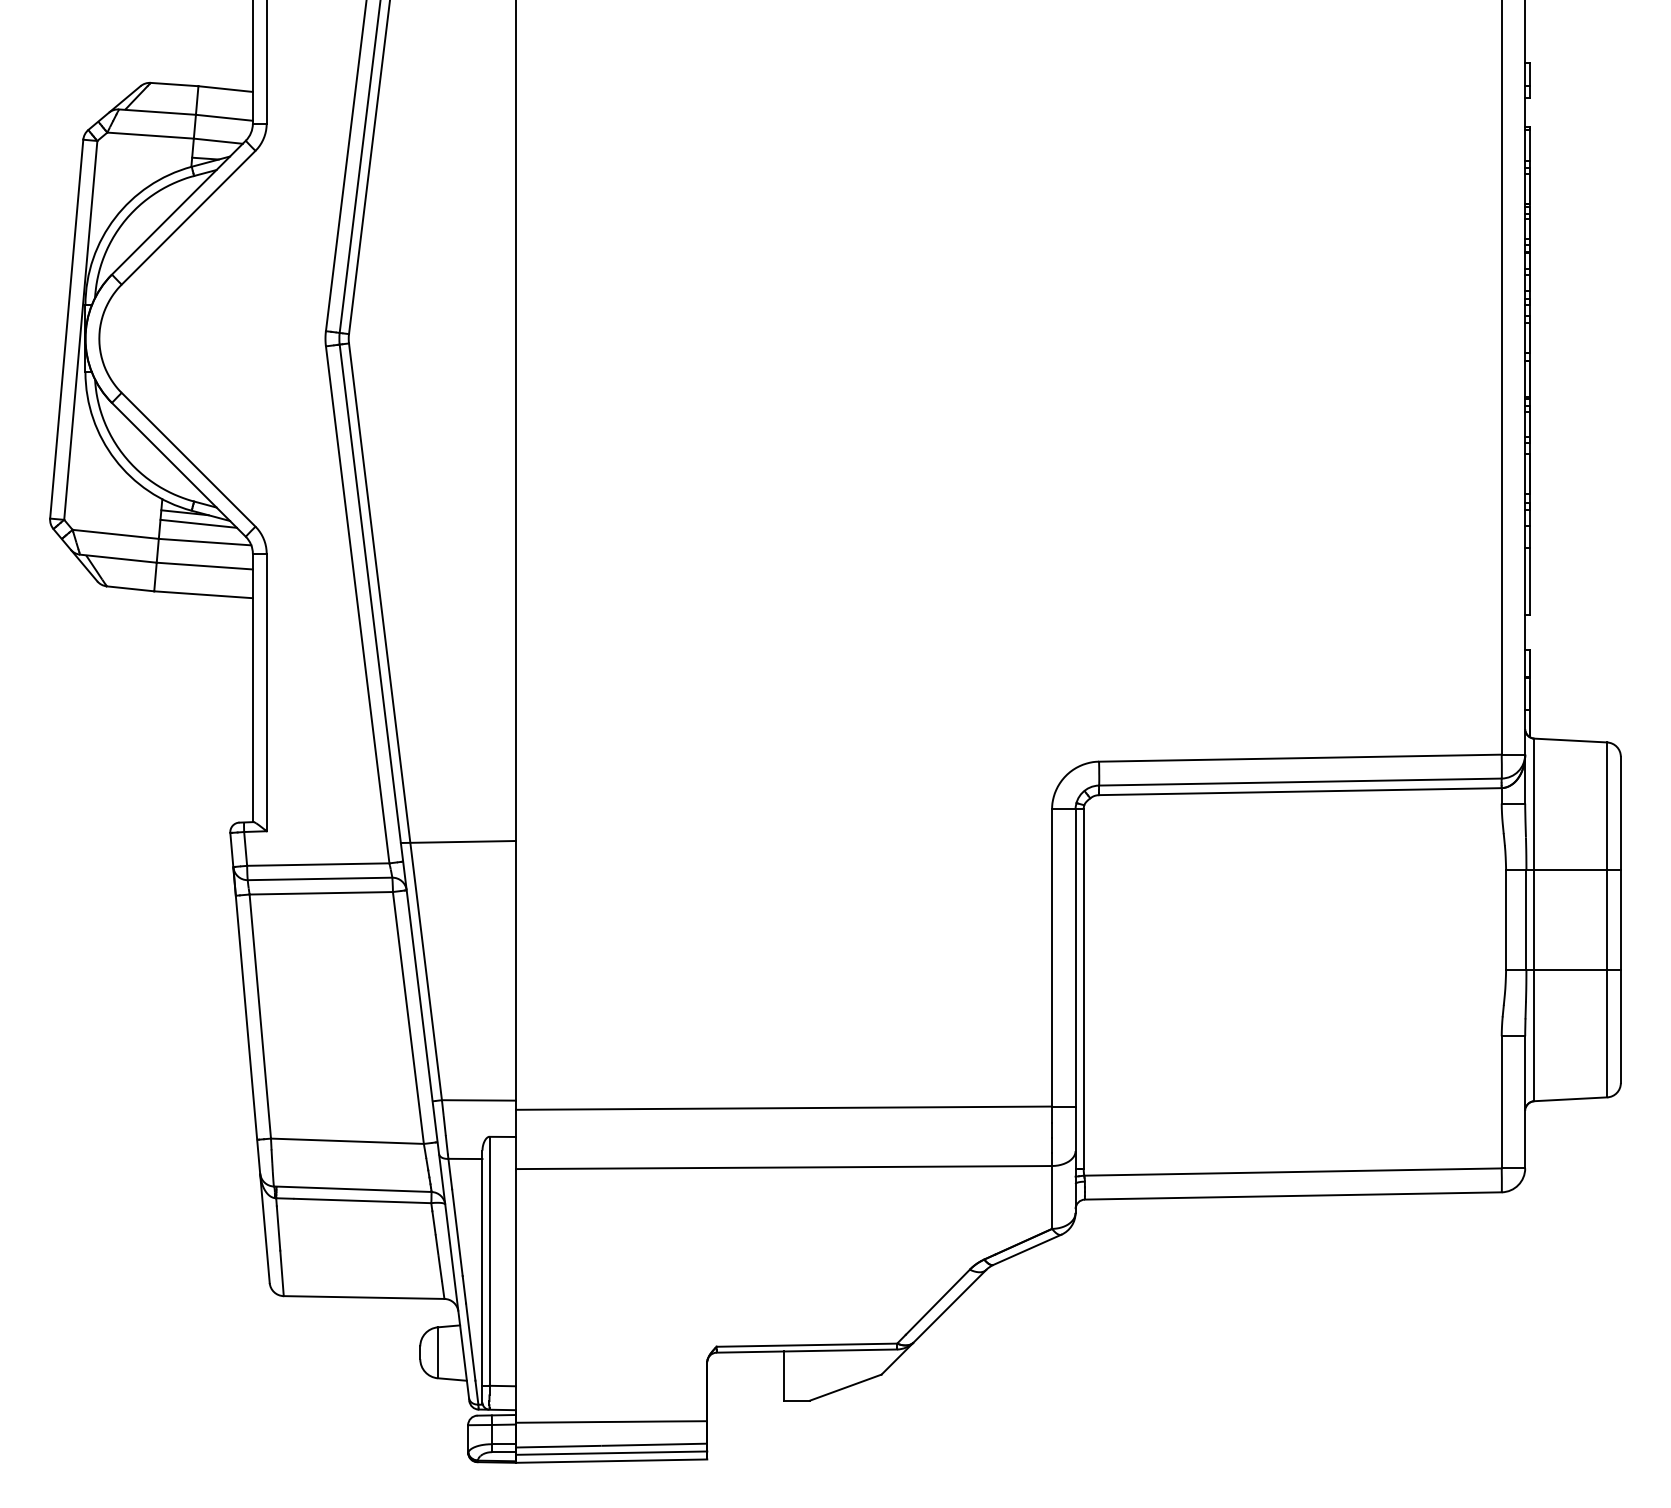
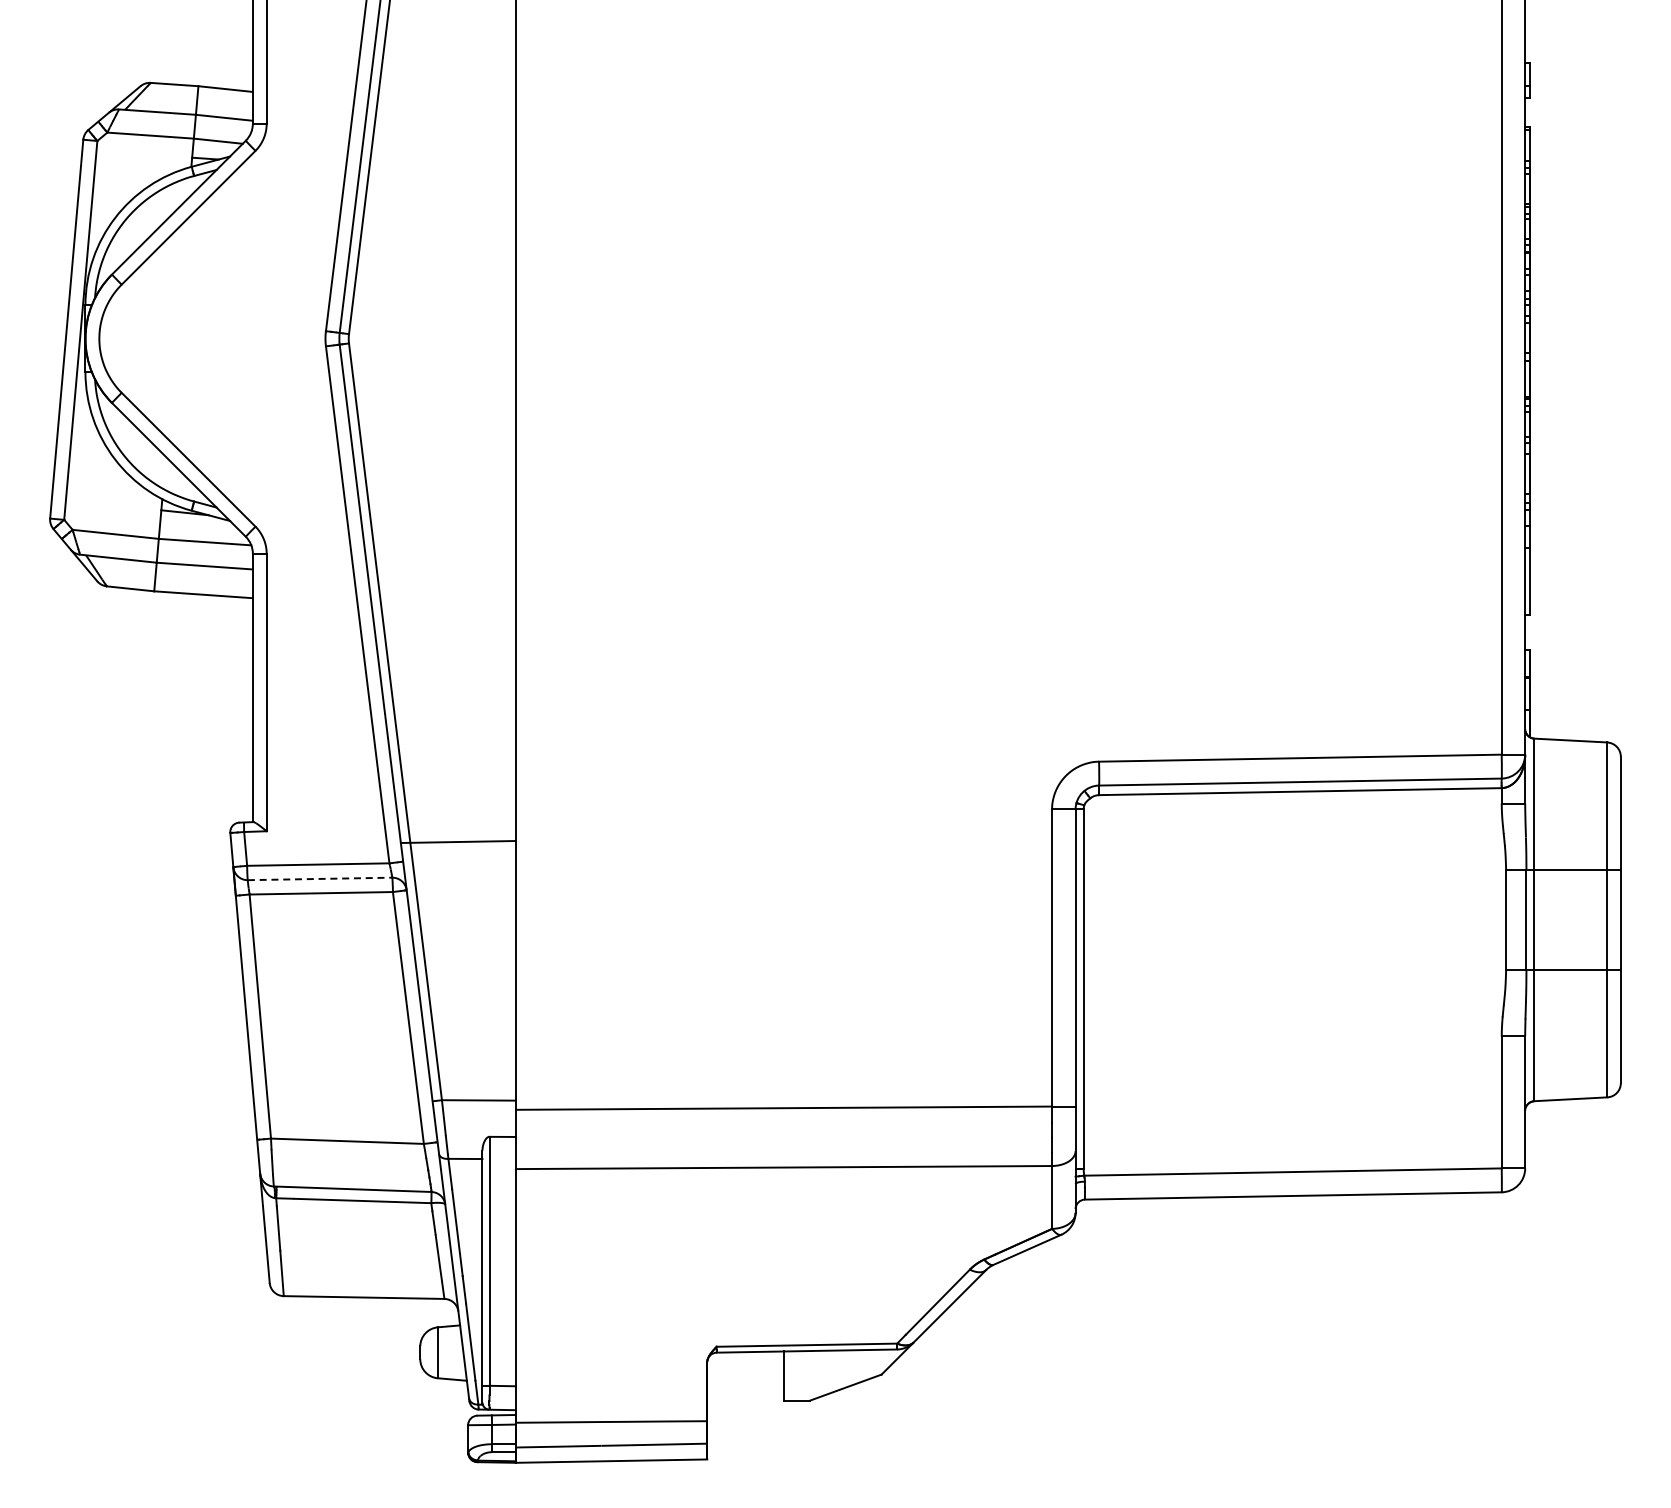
line: present -> none (198, 523)
line: solid -> dashed (320, 878)
line: present -> none (611, 1452)
